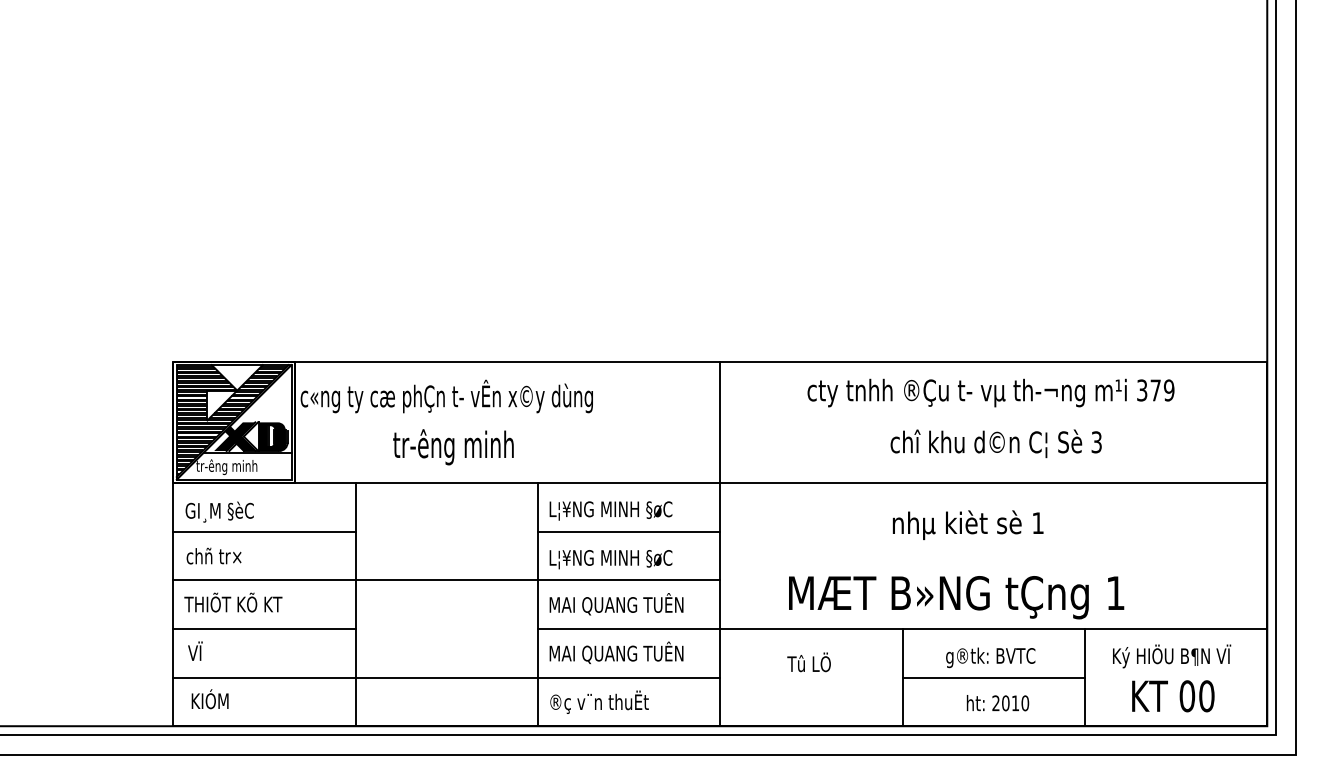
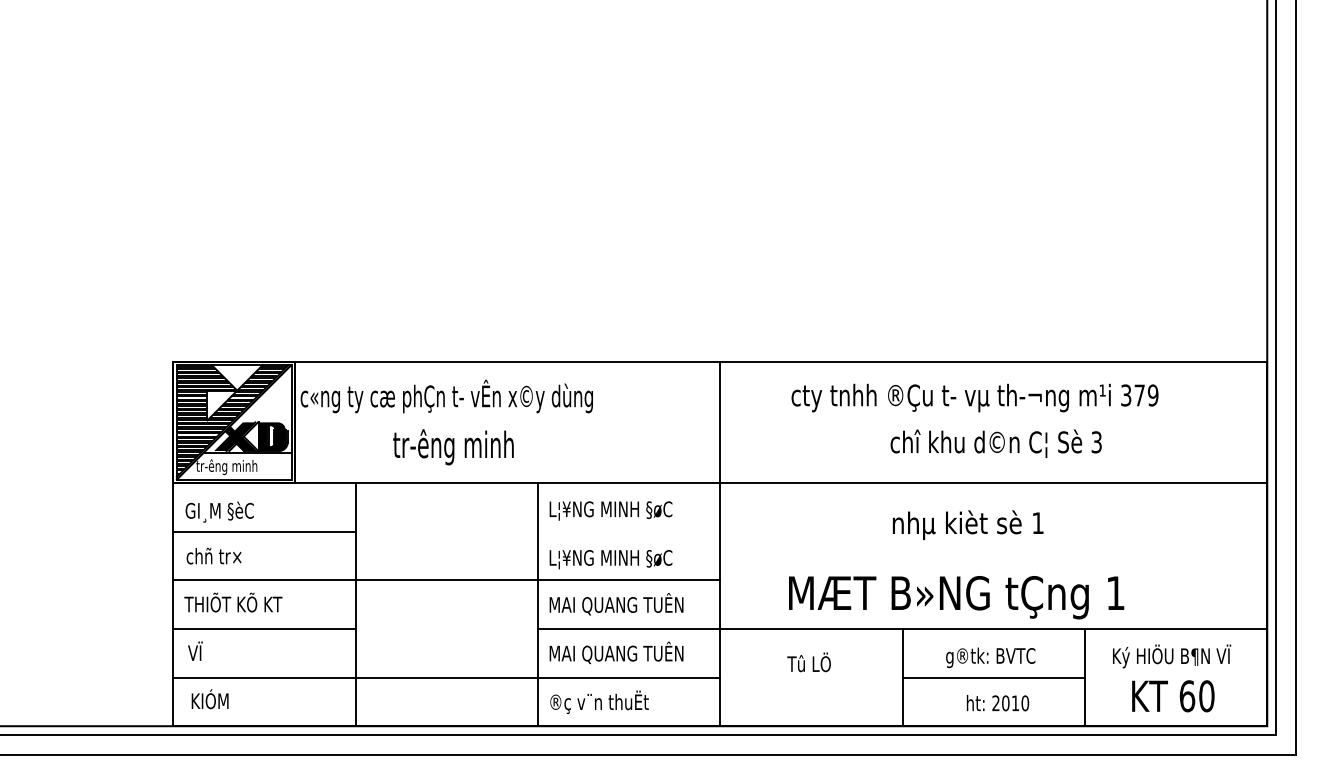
text position: (990, 392) -> (974, 397) (974, 397)
line: present -> none (629, 531)
text: 00 -> 60 (1187, 696)
